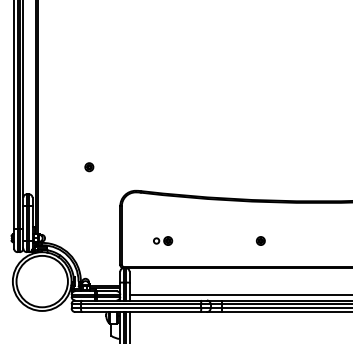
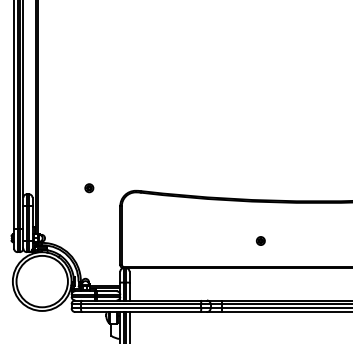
part position: (89, 167) -> (89, 188) (89, 188)
part: present -> none (163, 240)
line: present -> none (239, 295)
